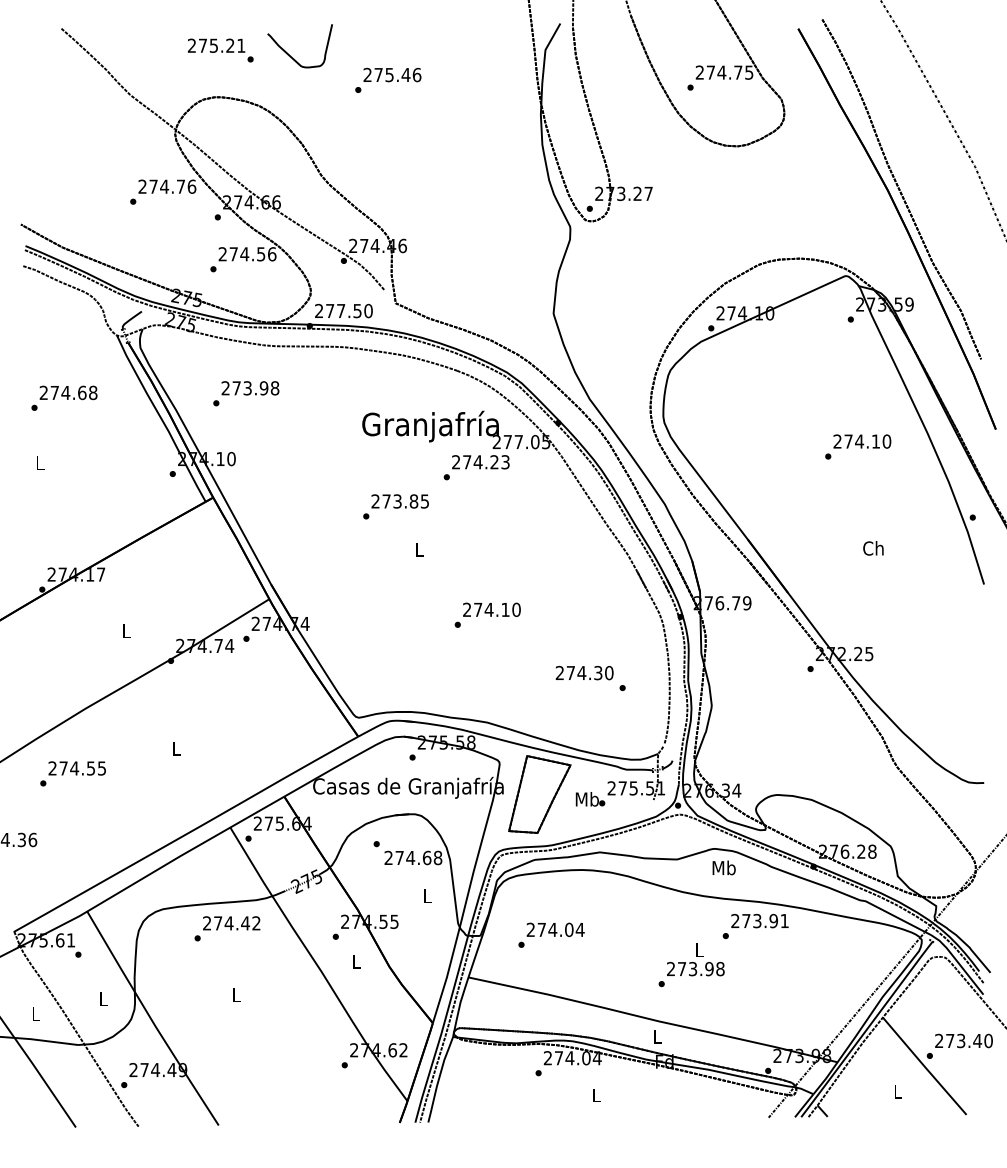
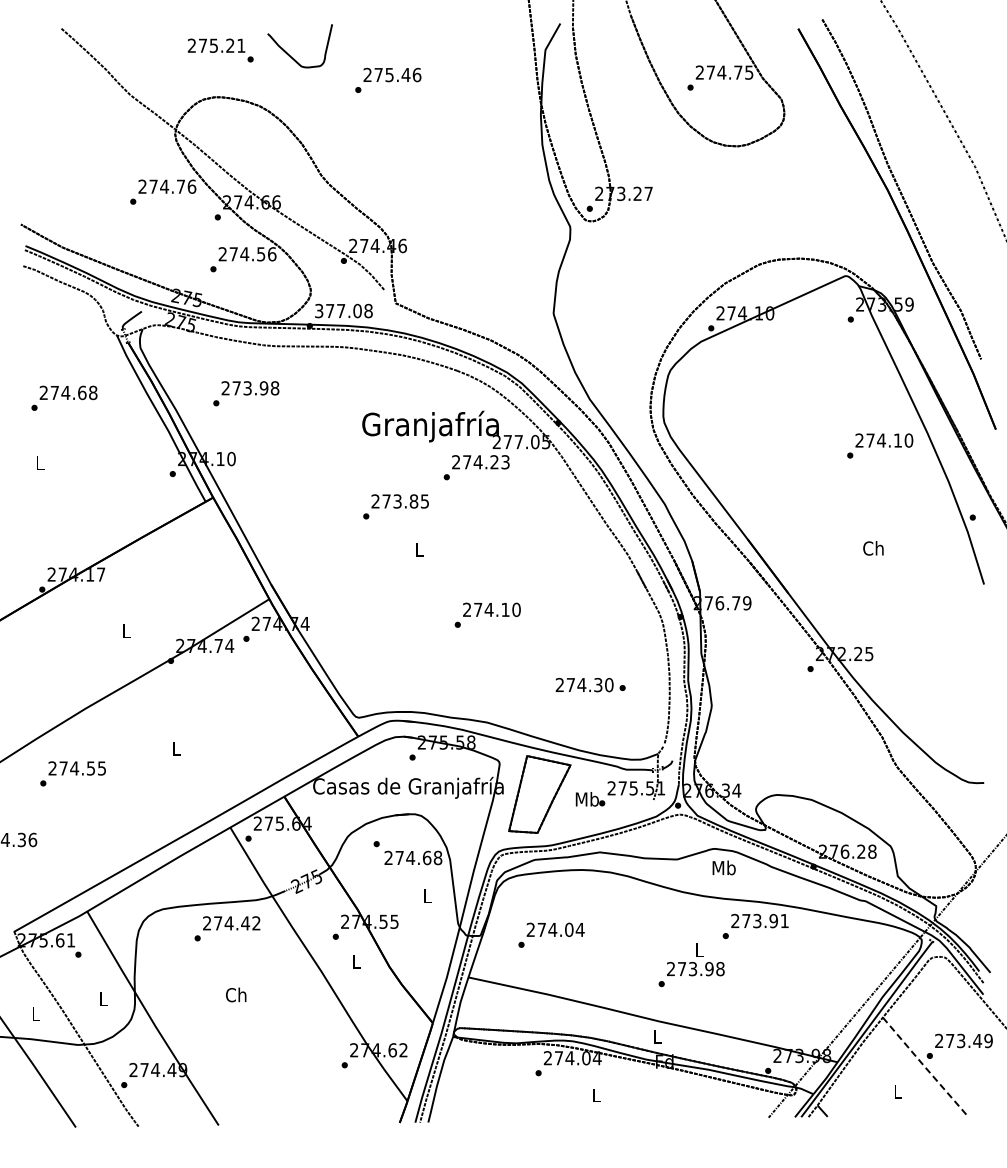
text: 277.50 -> 377.08 (343, 310)
text position: (858, 446) -> (880, 445) (880, 445)
text position: (584, 672) -> (584, 684) (584, 684)
text: L -> Ch (236, 994)
text: 273.40 -> 273.49 (988, 1041)
line: solid -> dashed (924, 1066)
